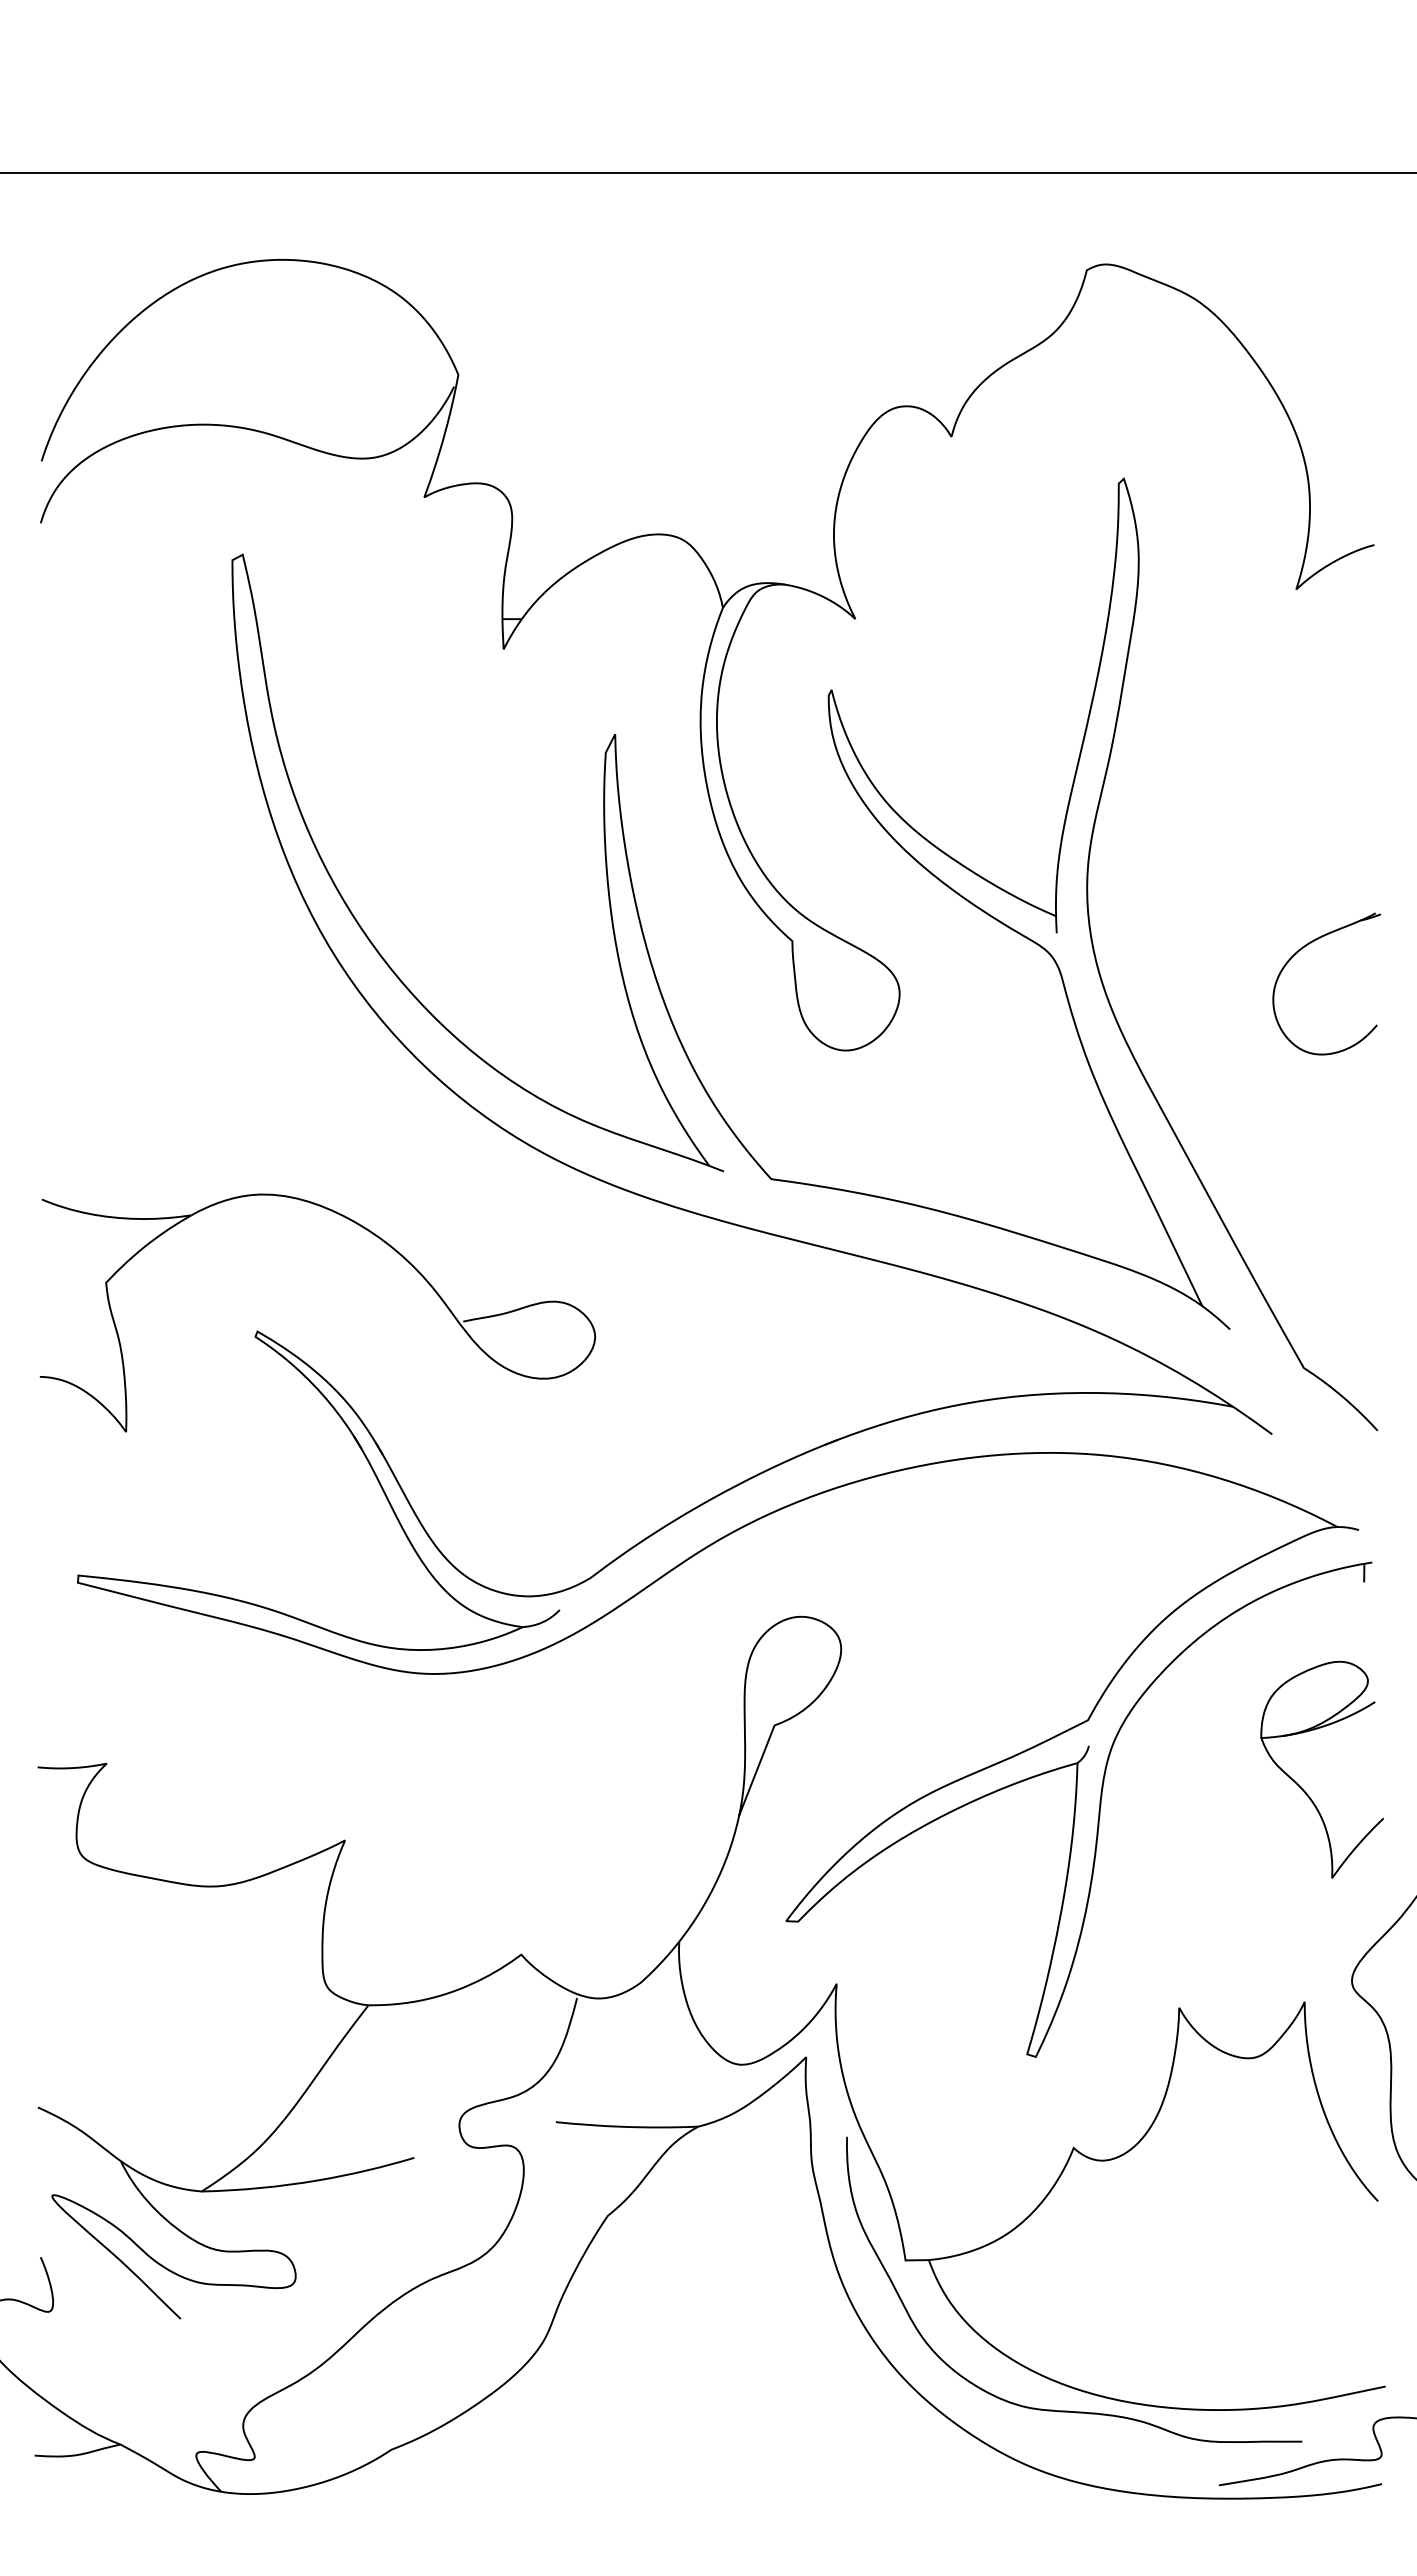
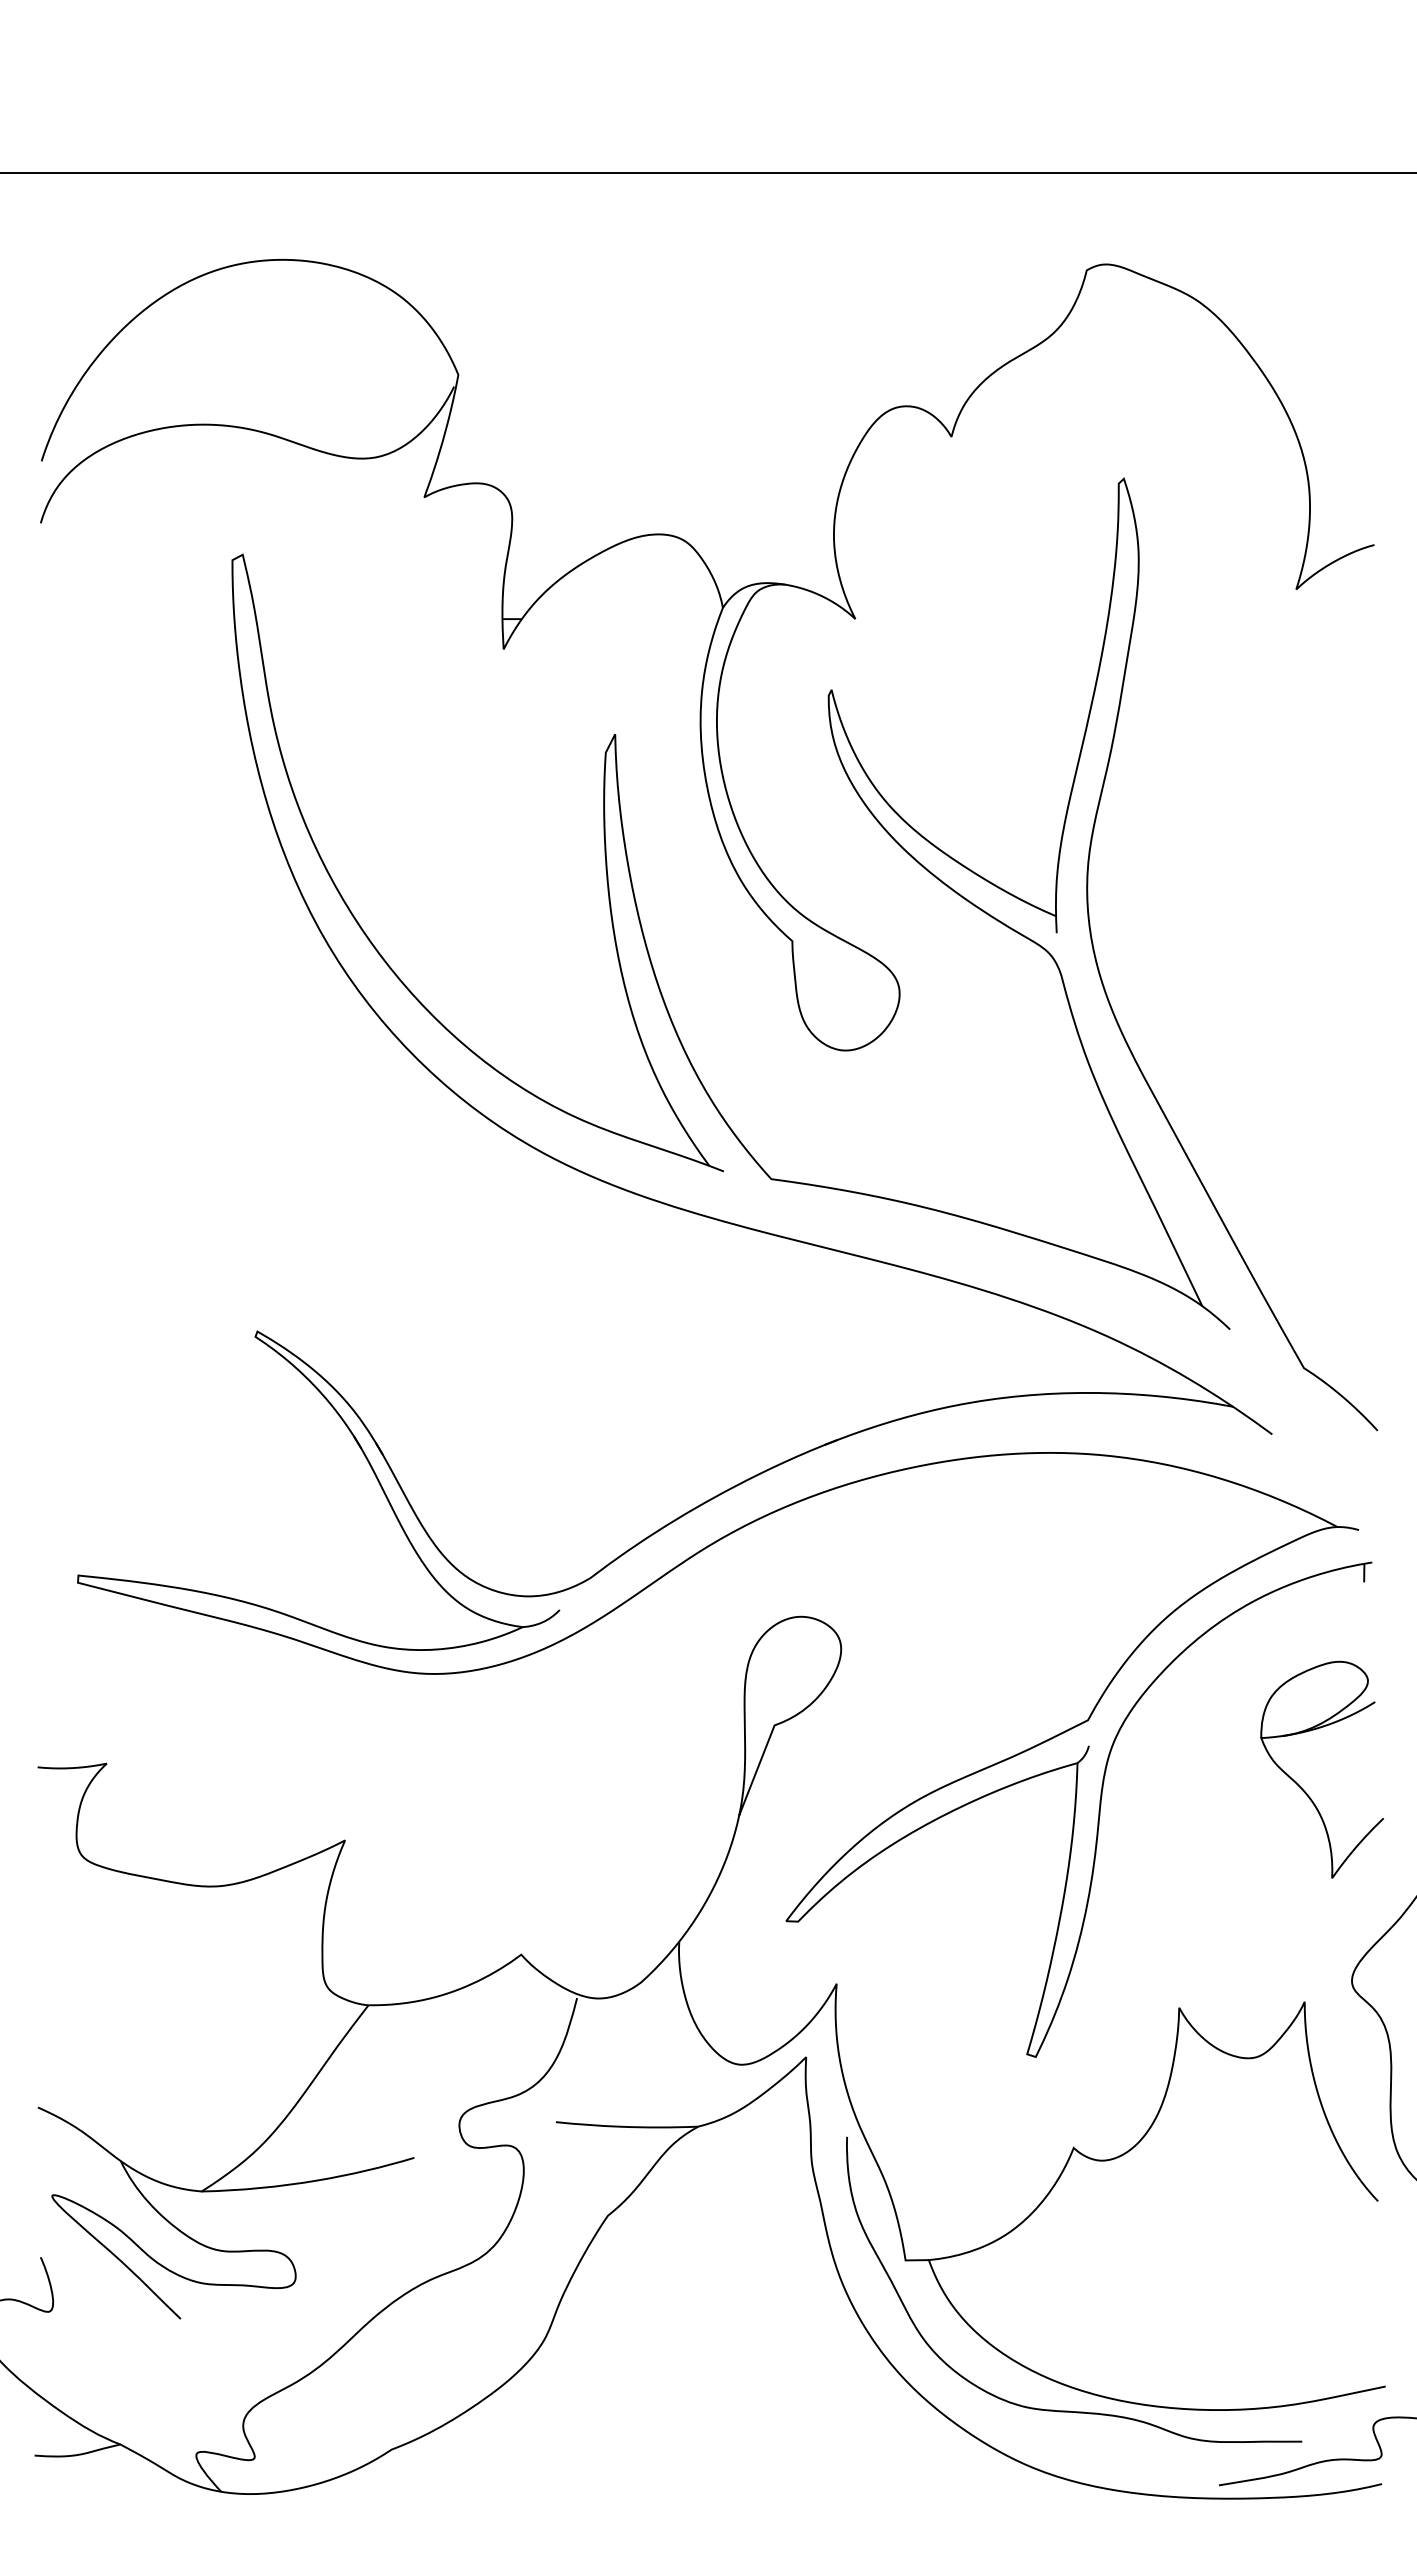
part: present -> none (1302, 949)
part: present -> none (369, 1232)
